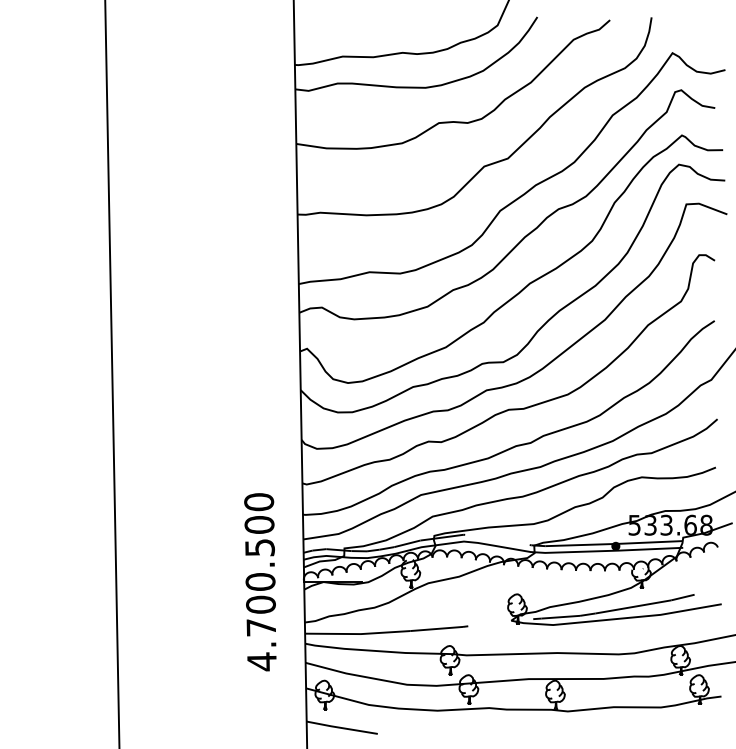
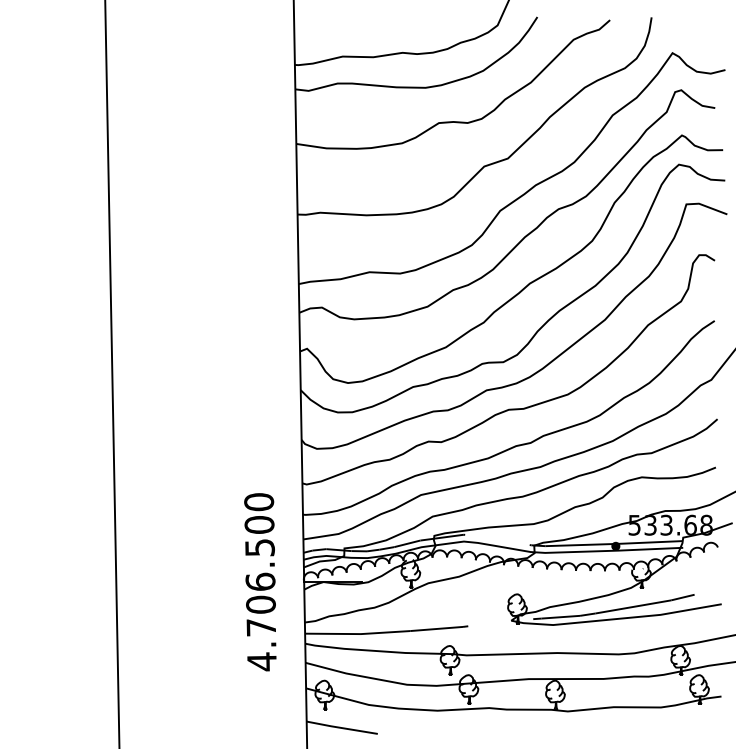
text: 4.700.500 -> 4.706.500 (260, 581)
